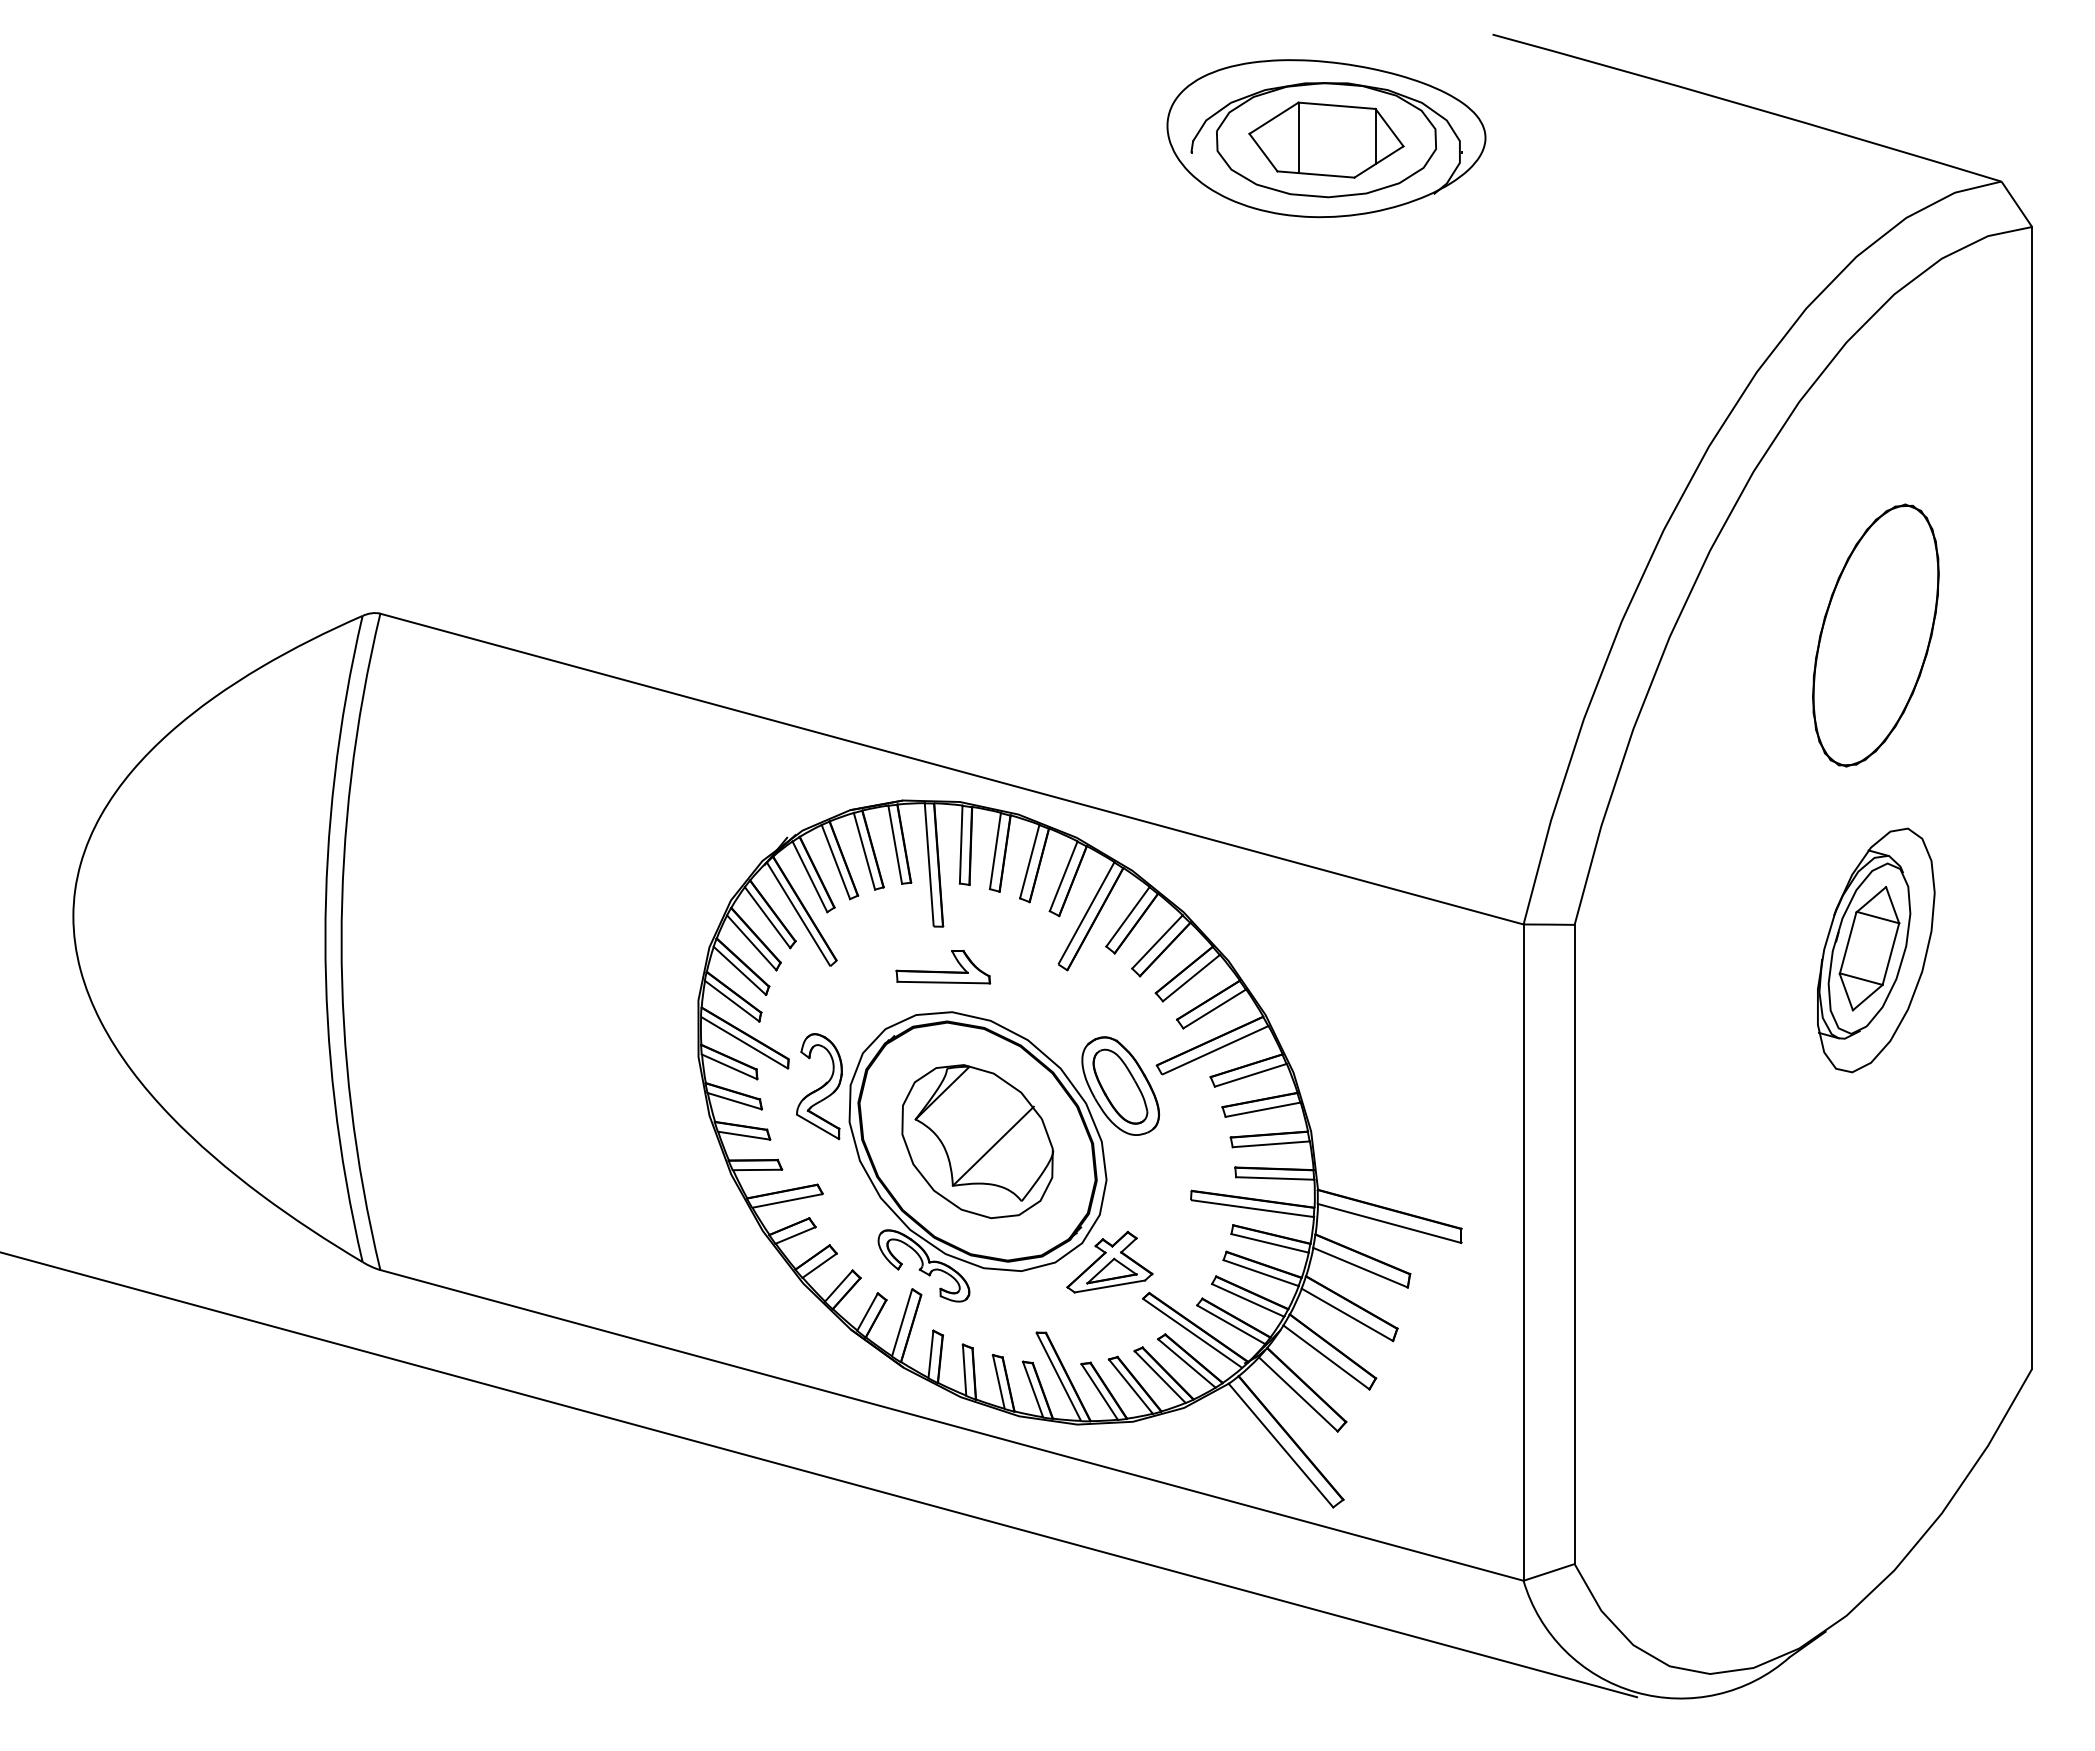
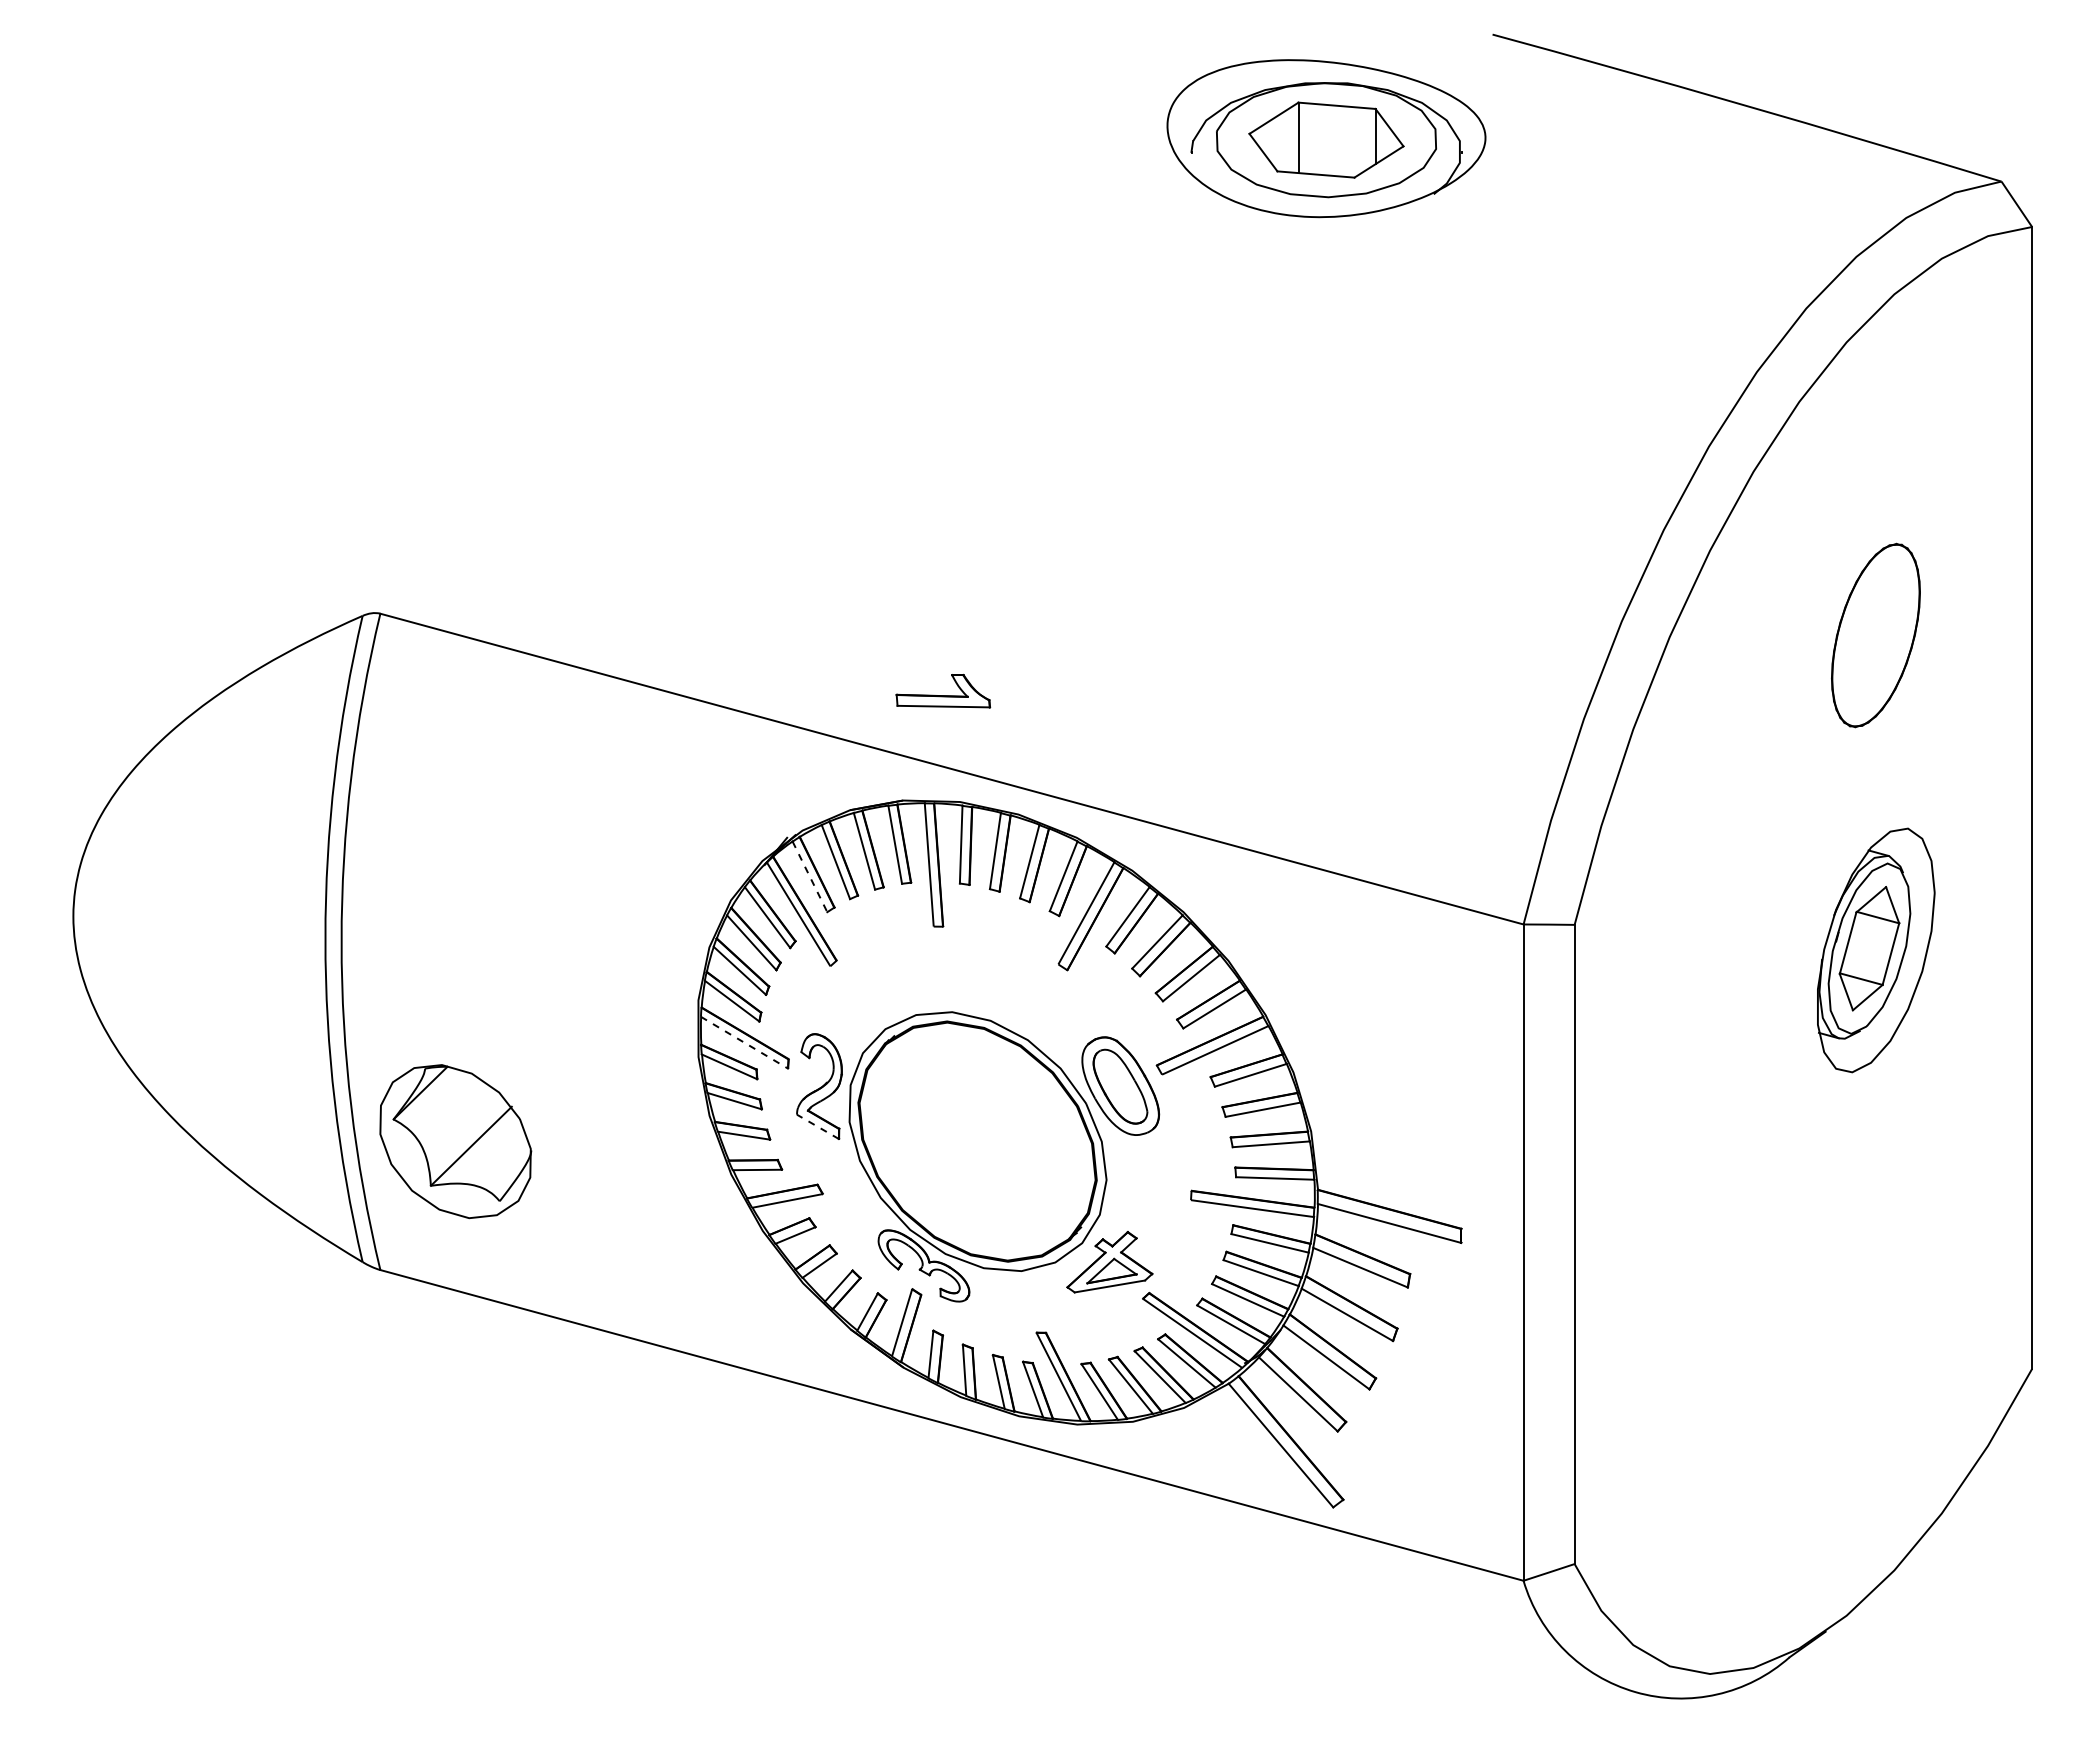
part size: 128x265 px -> 90x187 px (1875, 635)
line: solid -> dashed (810, 877)
part position: (943, 966) -> (943, 690) (943, 690)
line: solid -> dashed (744, 1042)
line: solid -> dashed (817, 1126)
part position: (977, 1141) -> (455, 1141) (455, 1141)
line: present -> none (819, 1474)
